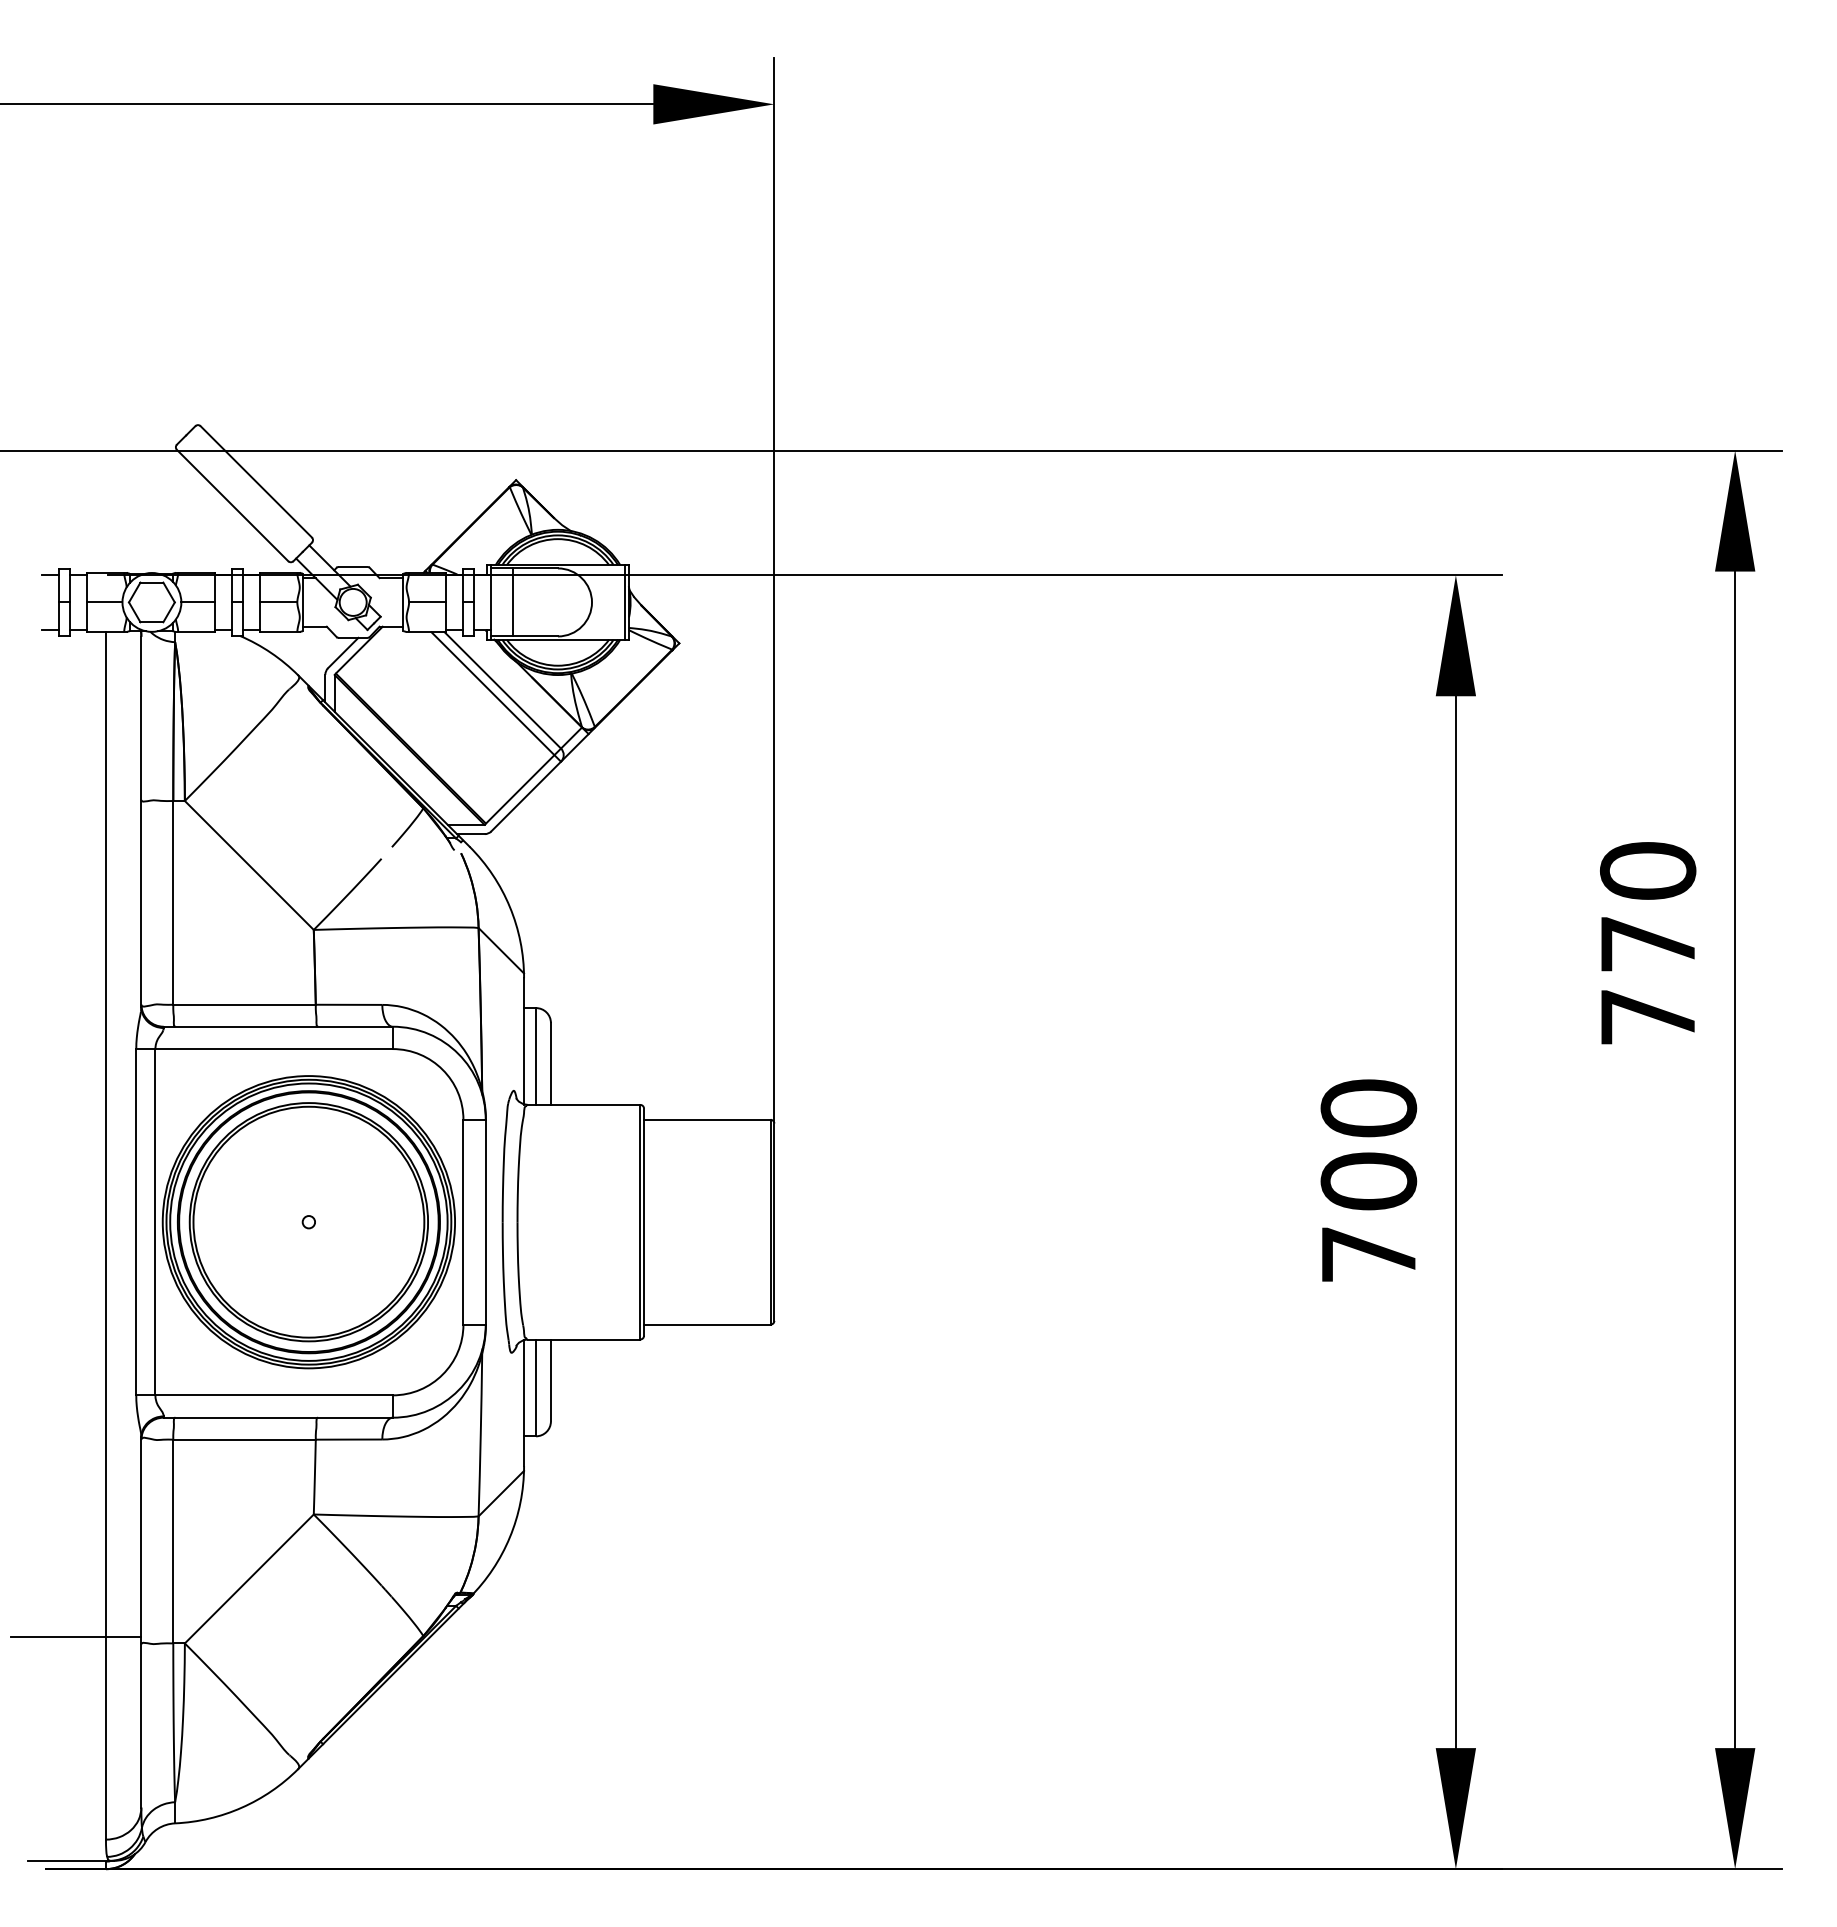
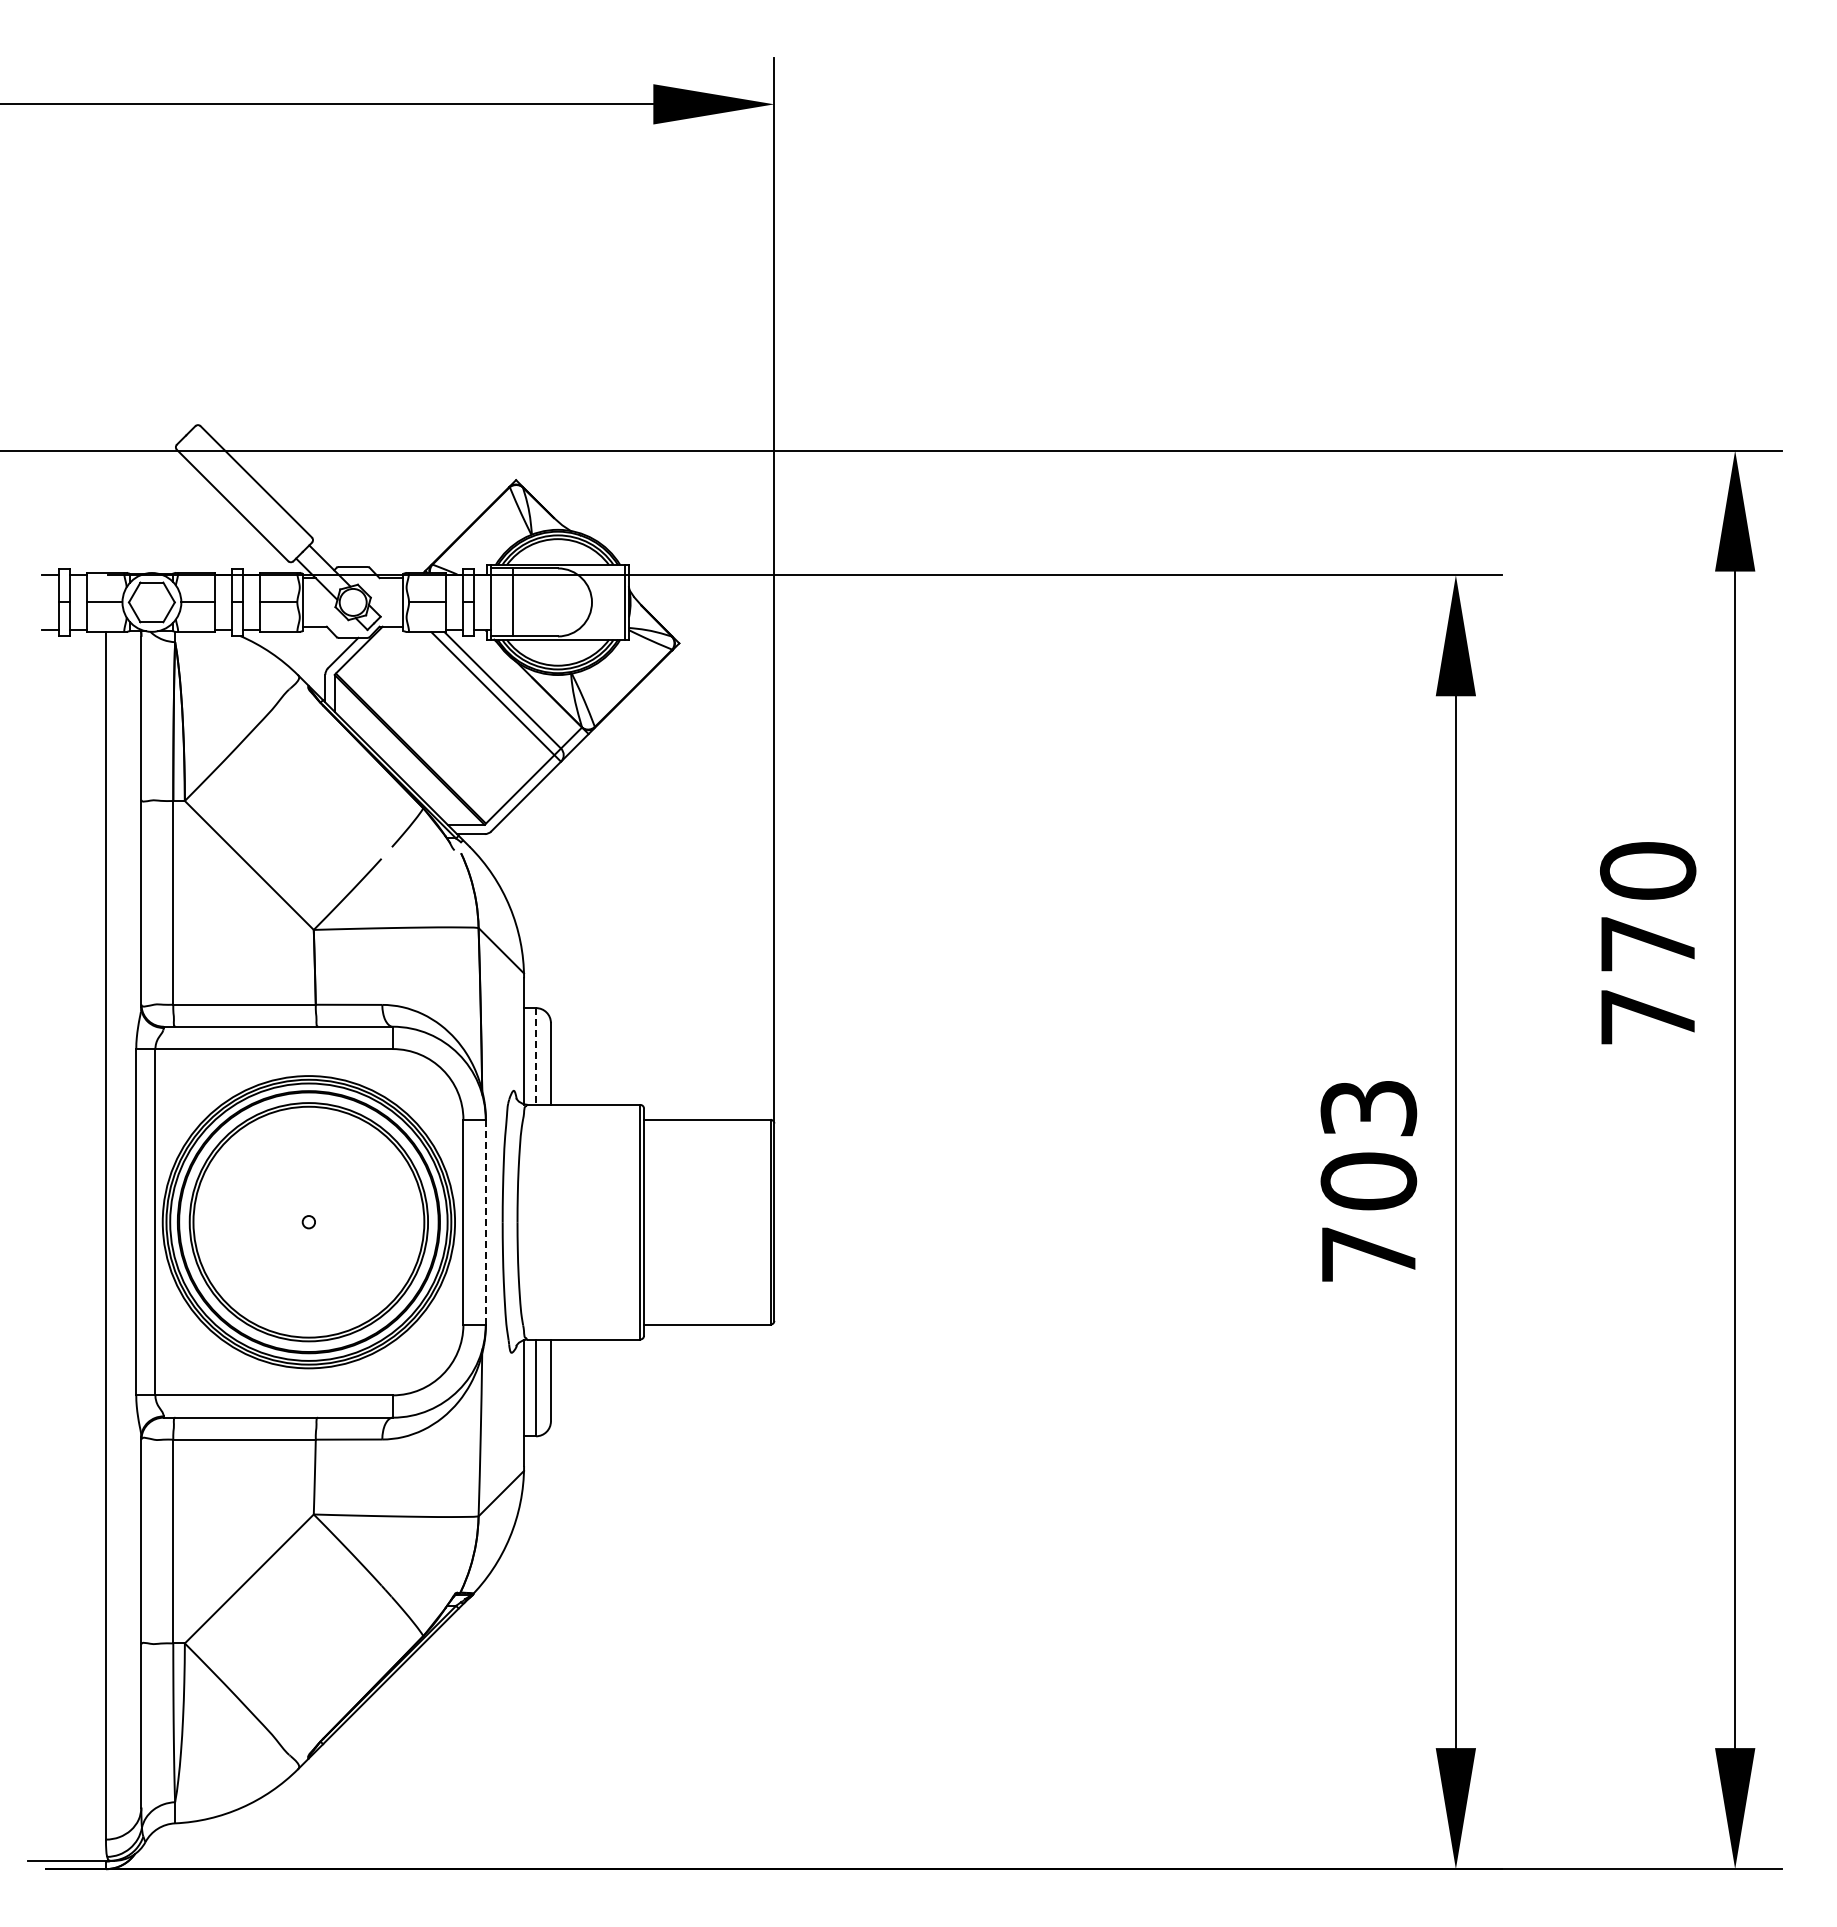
line: solid -> dashed (536, 1057)
text: 700 -> 703 (1368, 1108)
line: solid -> dashed (485, 1221)
line: present -> none (76, 1637)
